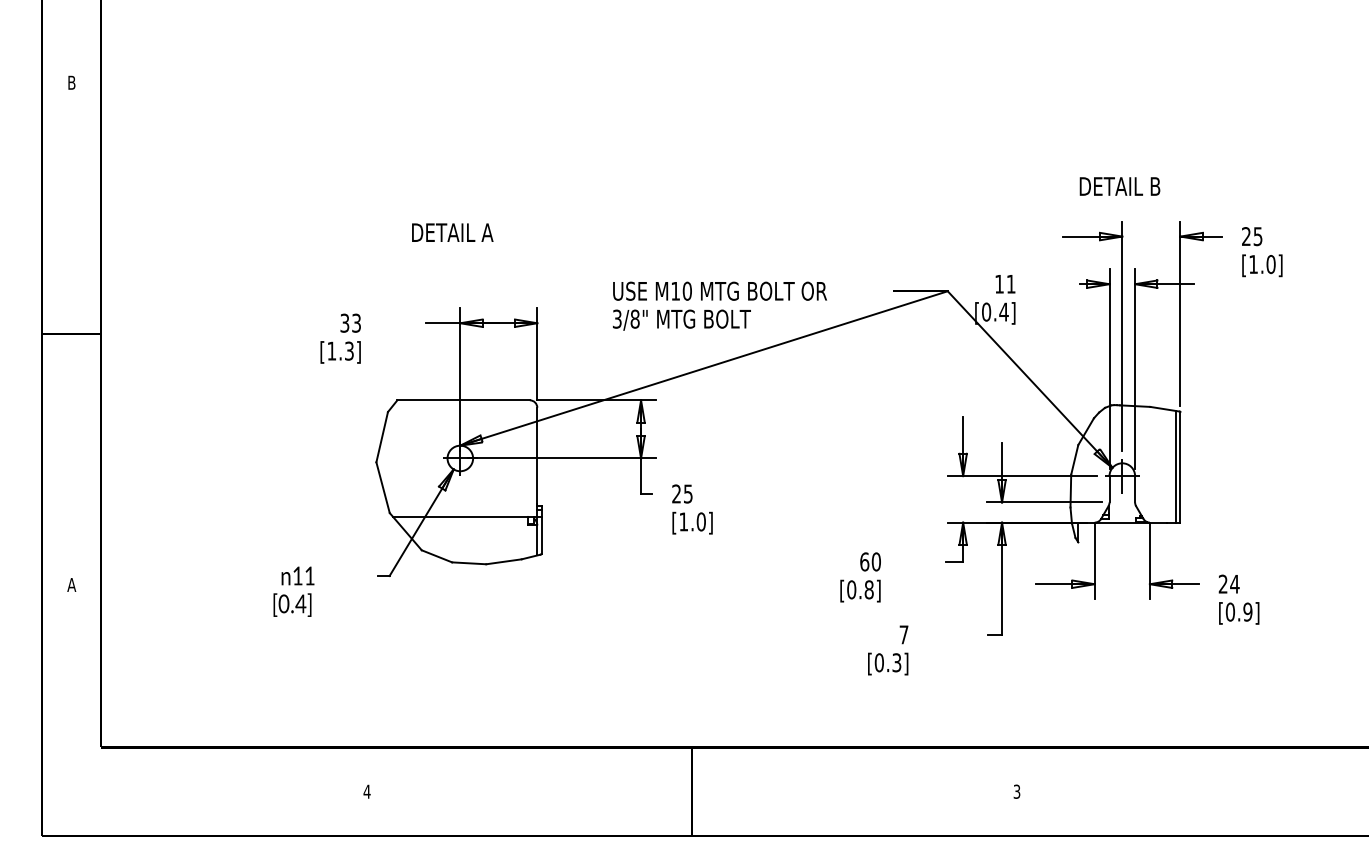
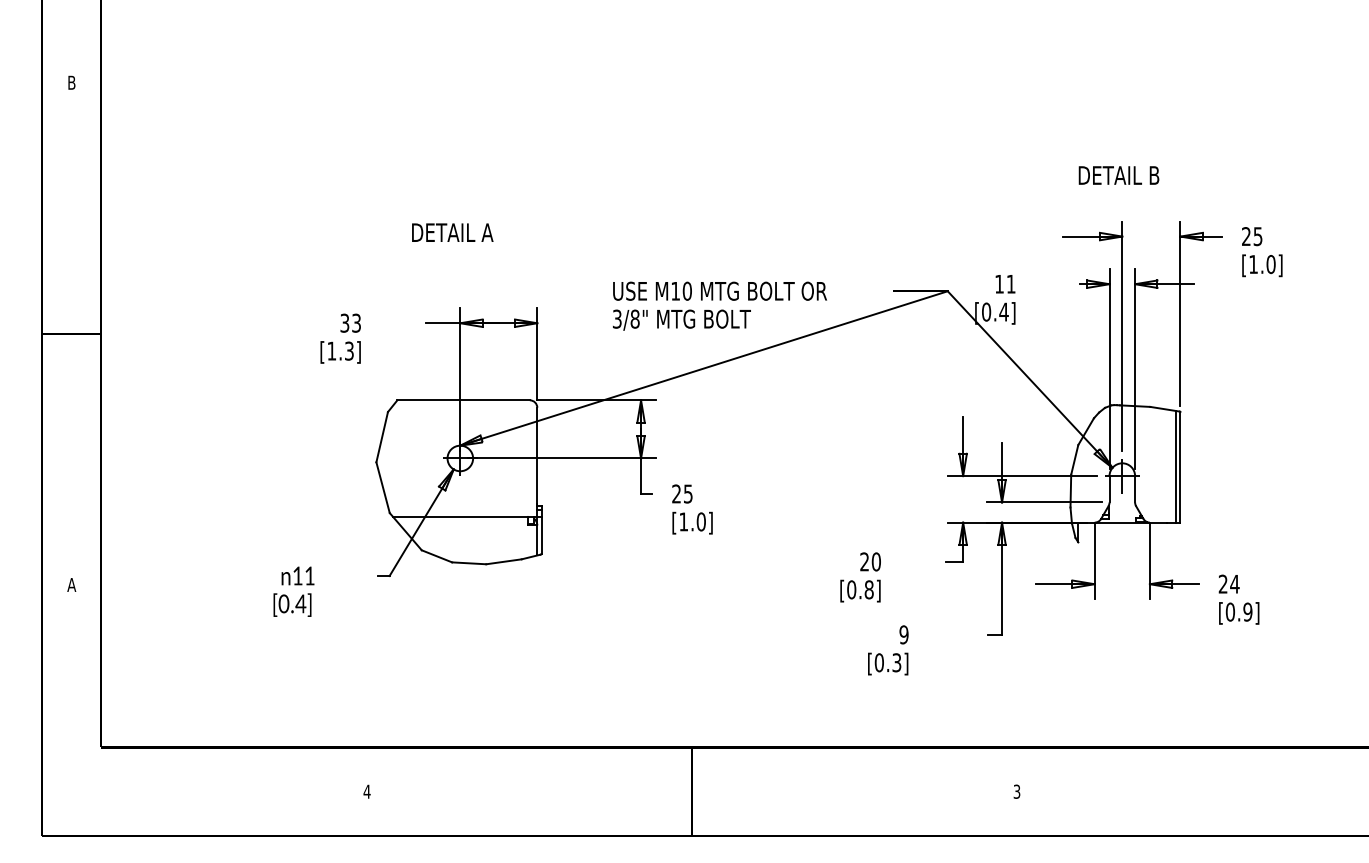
text position: (1119, 186) -> (1118, 175) (1118, 175)
text: 60 -> 20 (864, 561)
text: 7 -> 9 (903, 634)
